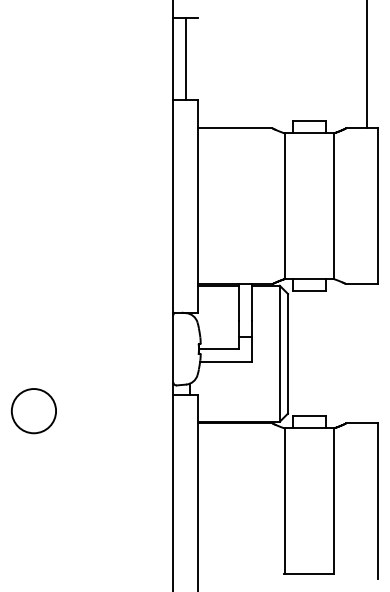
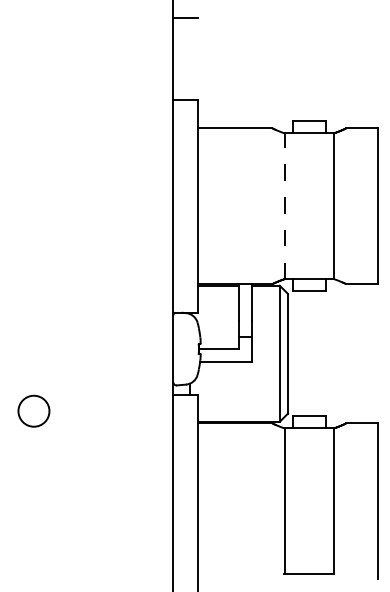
line: present -> none (186, 58)
line: present -> none (366, 65)
line: solid -> dashed (284, 206)
circle size: 46x47 px -> 34x34 px (33, 410)
